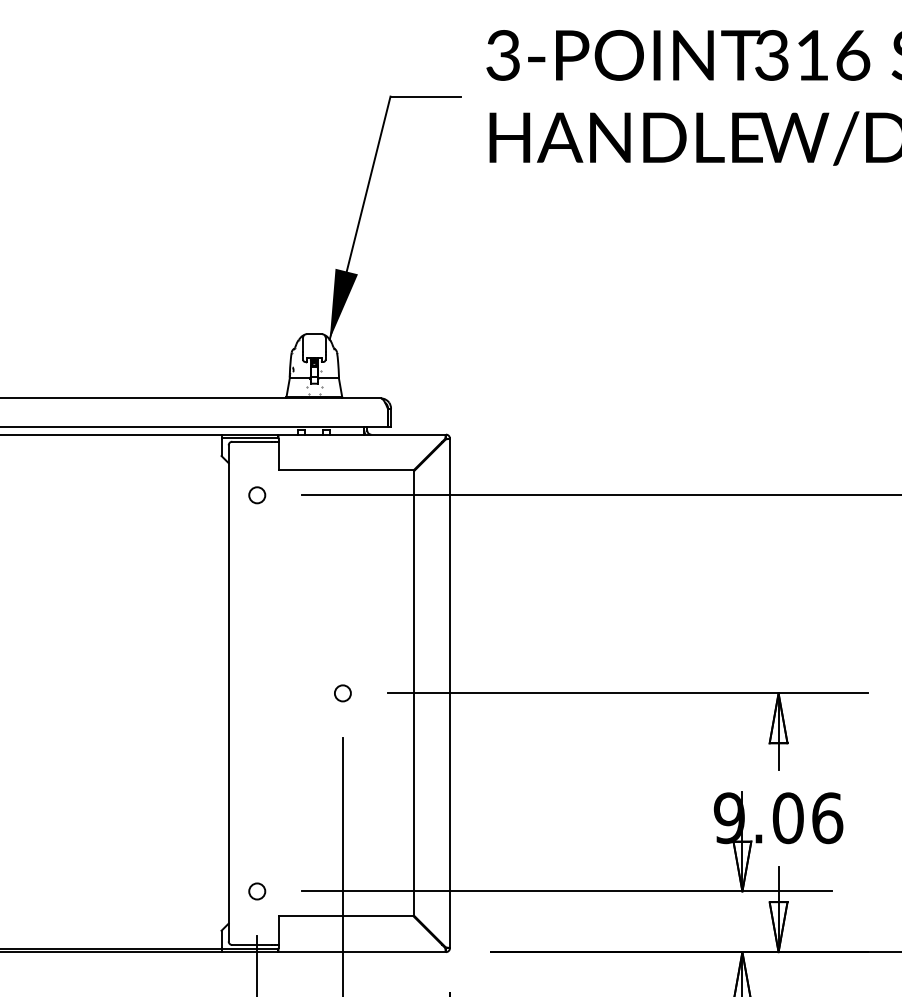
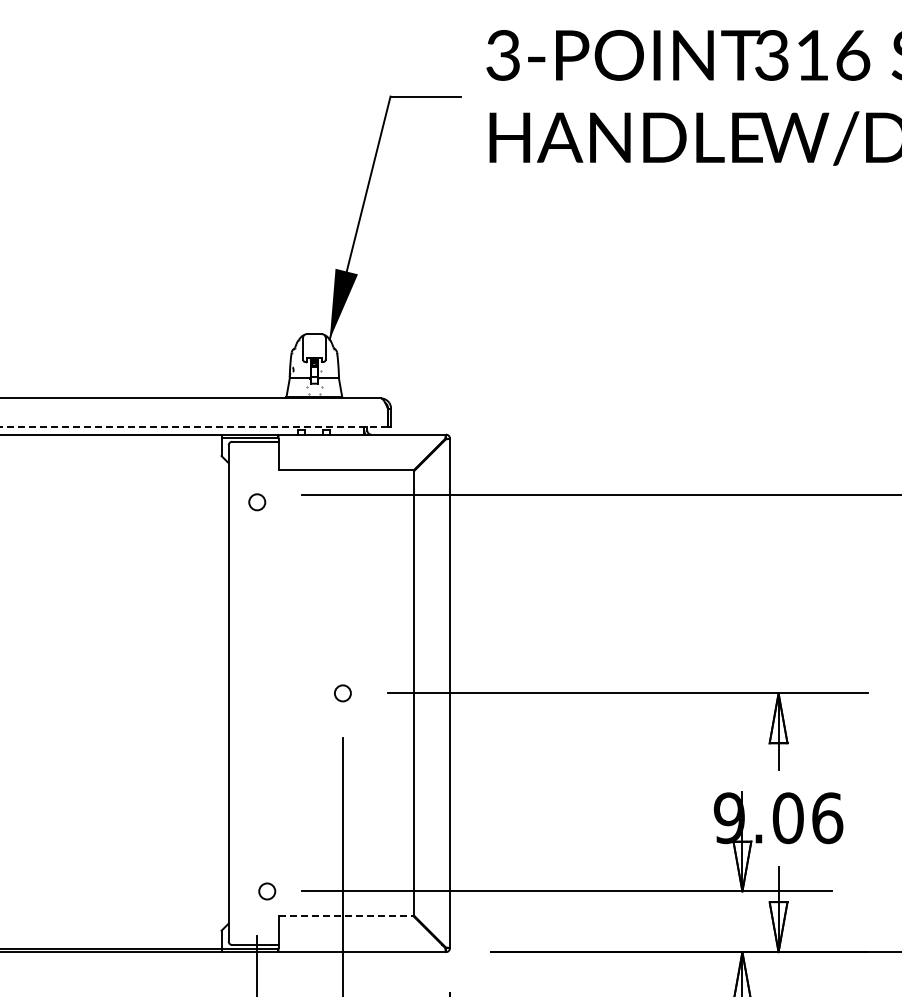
line: solid -> dashed (194, 427)
circle position: (257, 495) -> (257, 502) (257, 502)
circle position: (257, 891) -> (267, 891) (267, 891)
line: solid -> dashed (346, 916)
